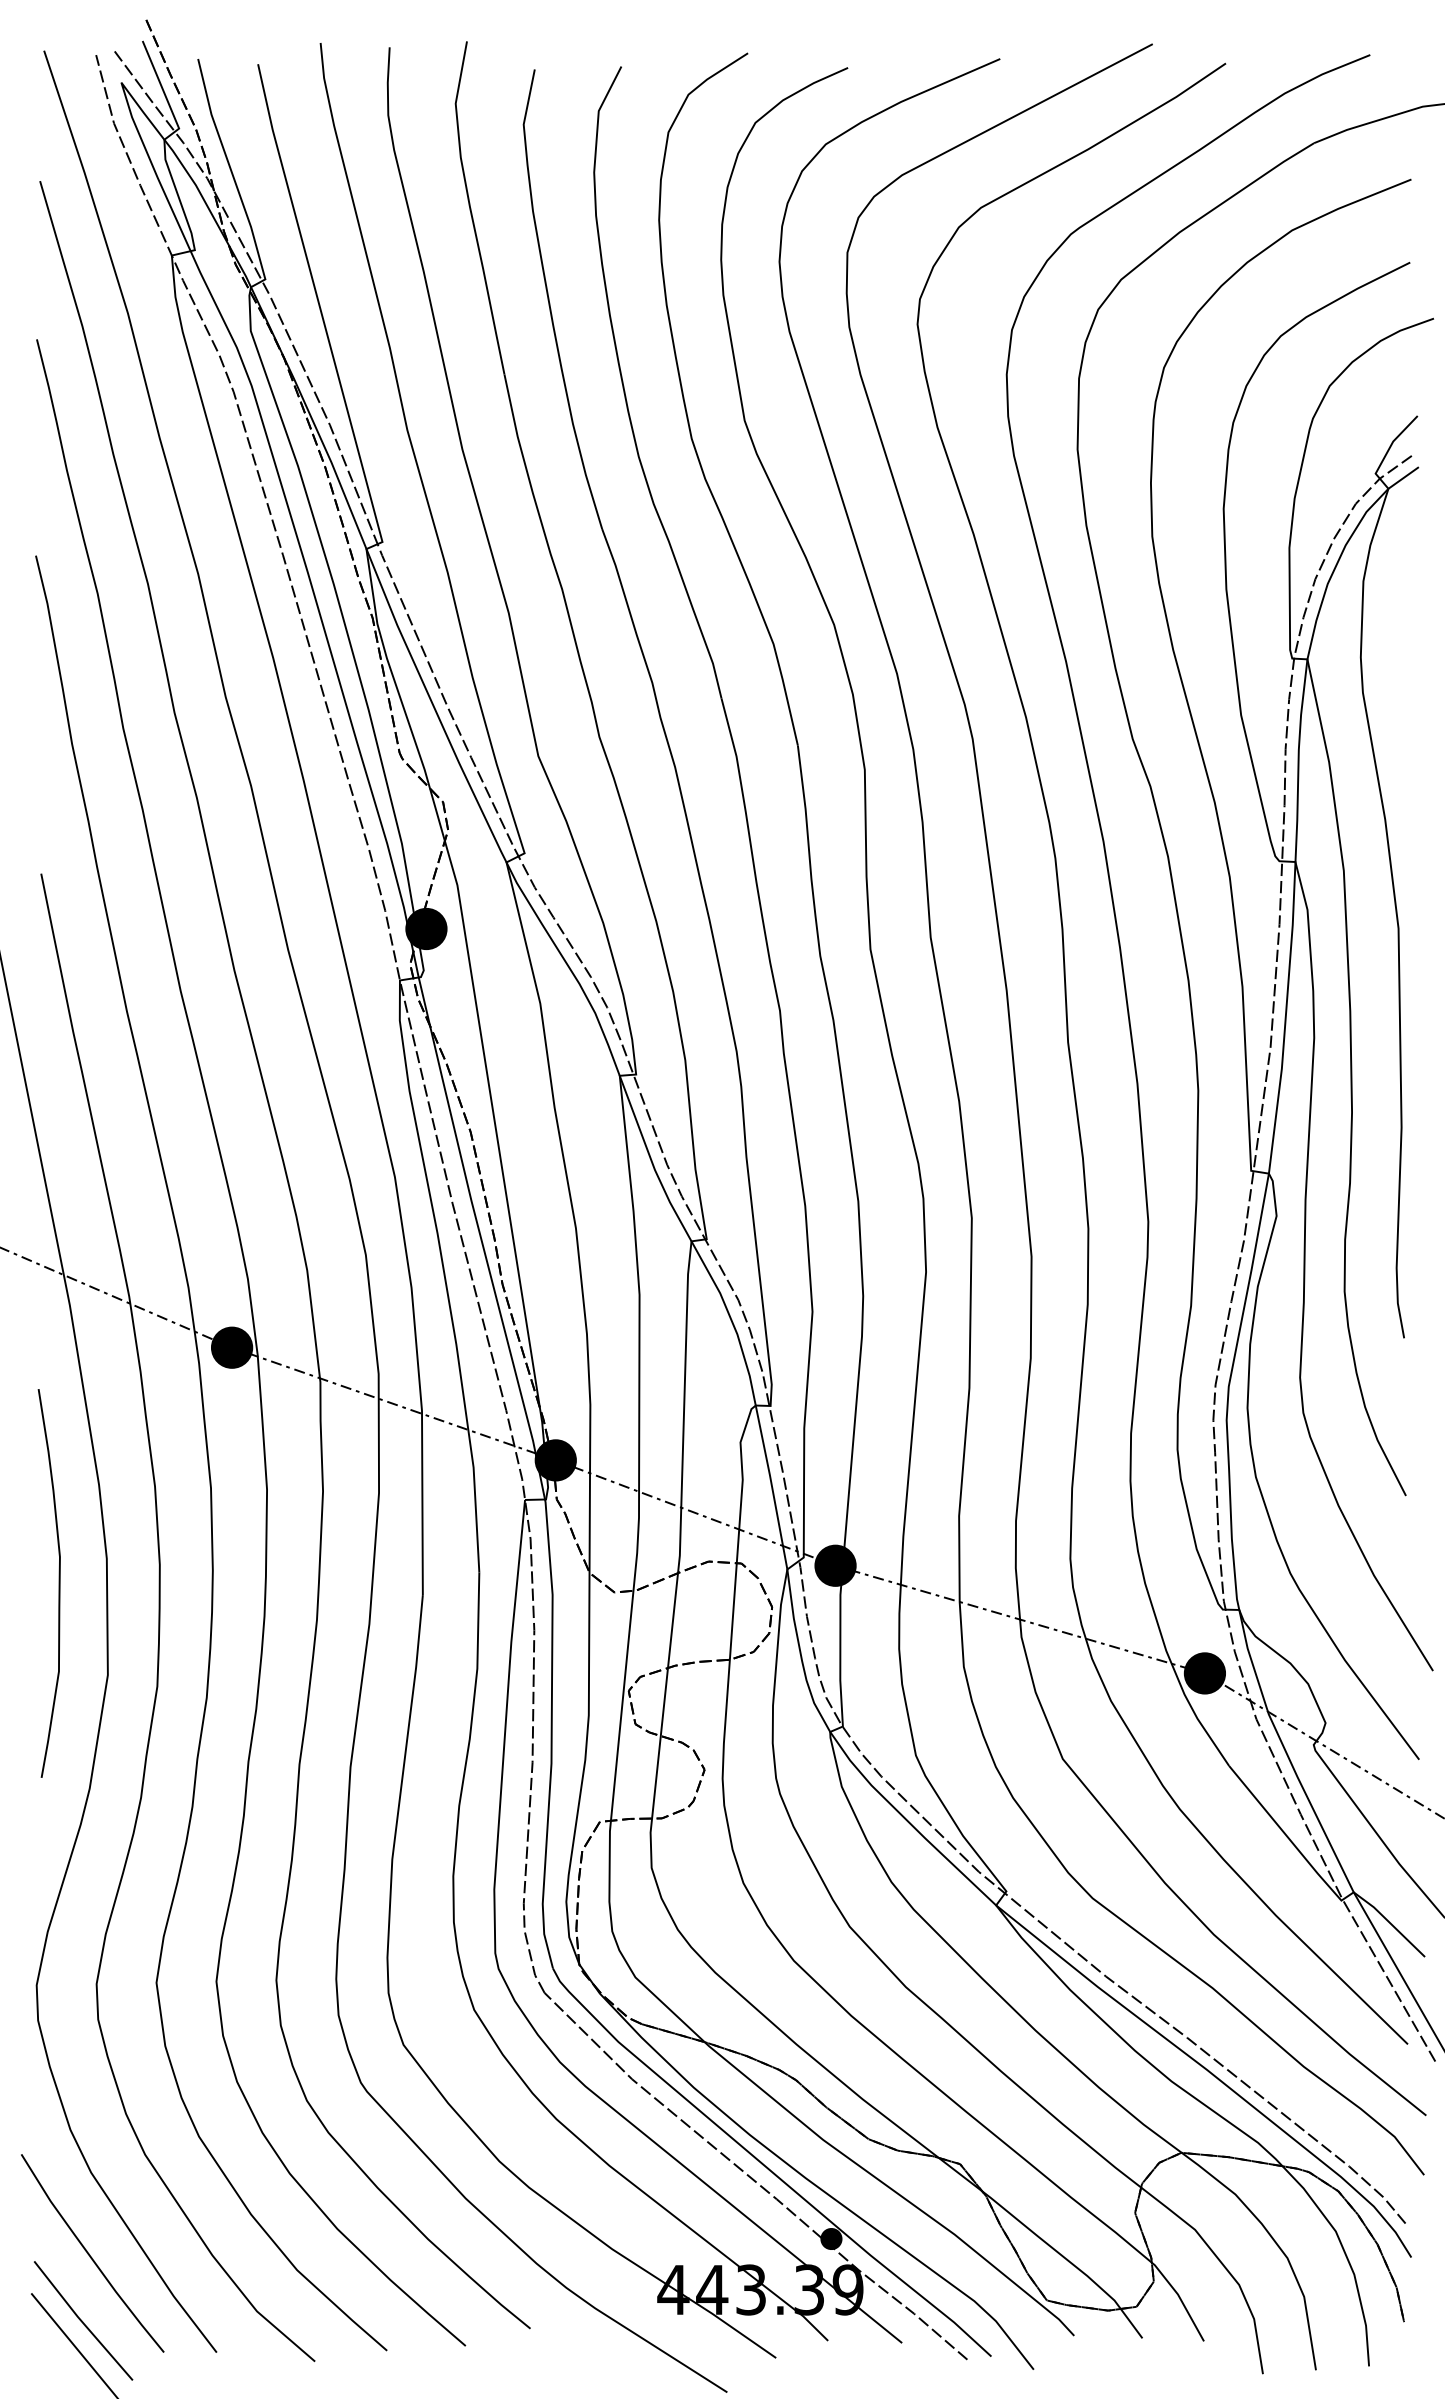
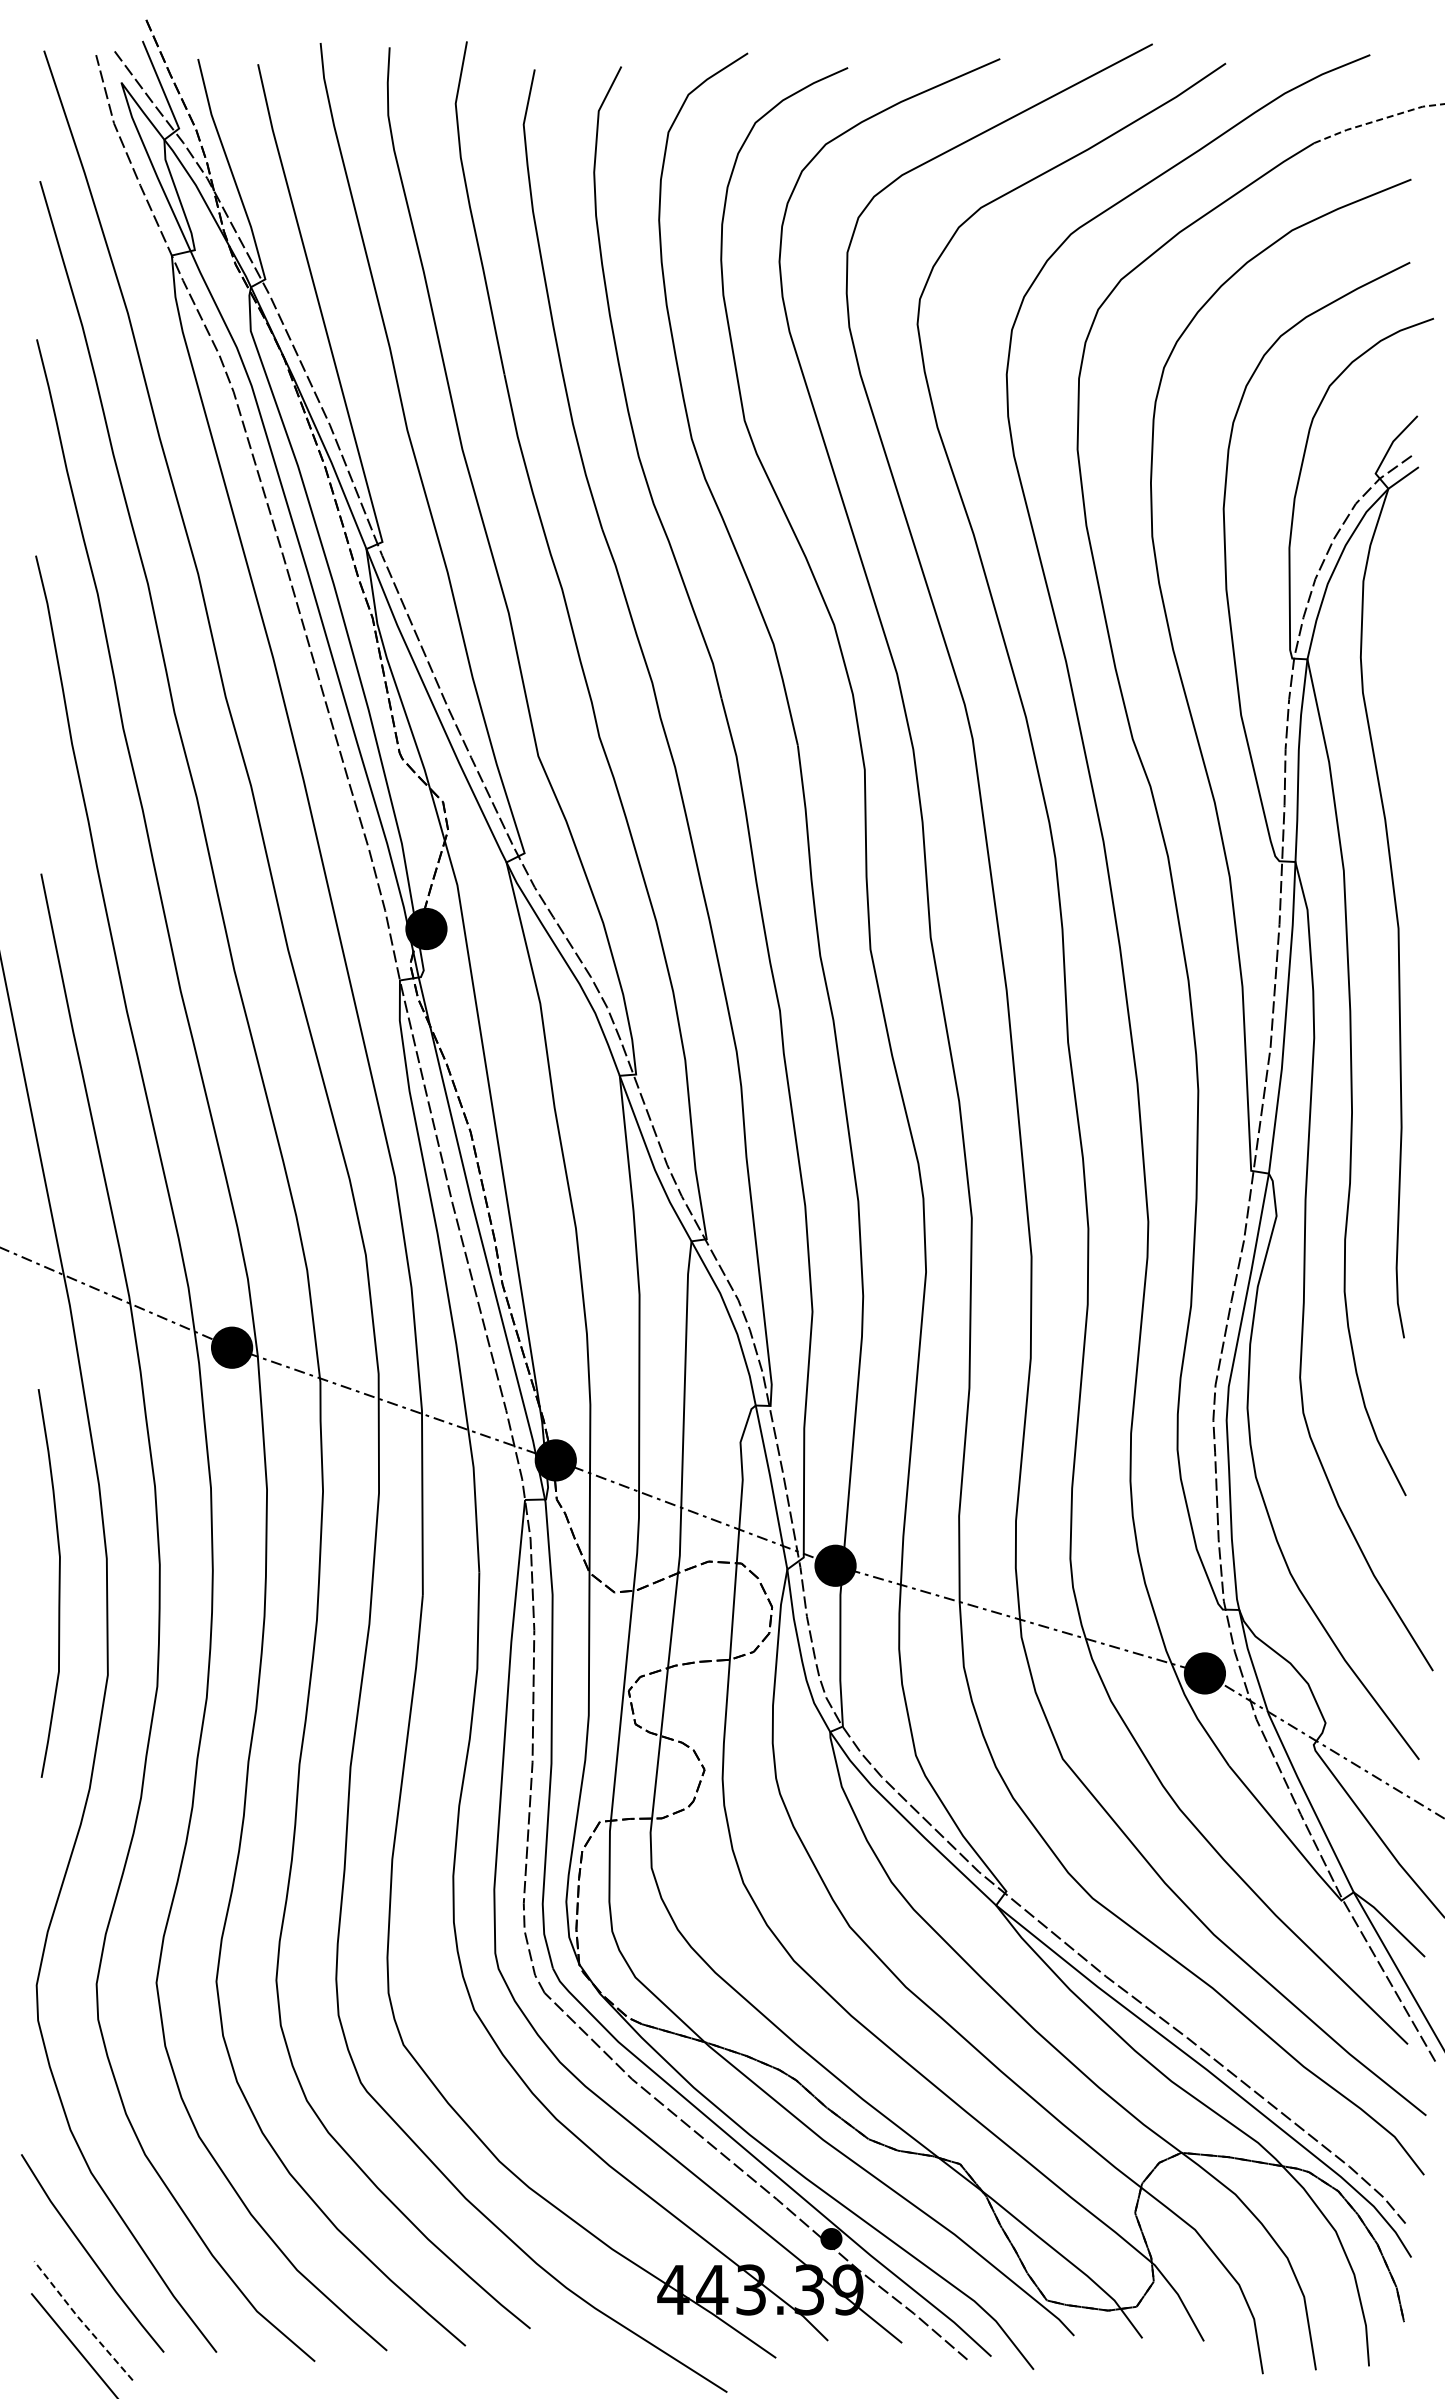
line: solid -> dashed (1378, 120)
line: solid -> dashed (81, 2321)
